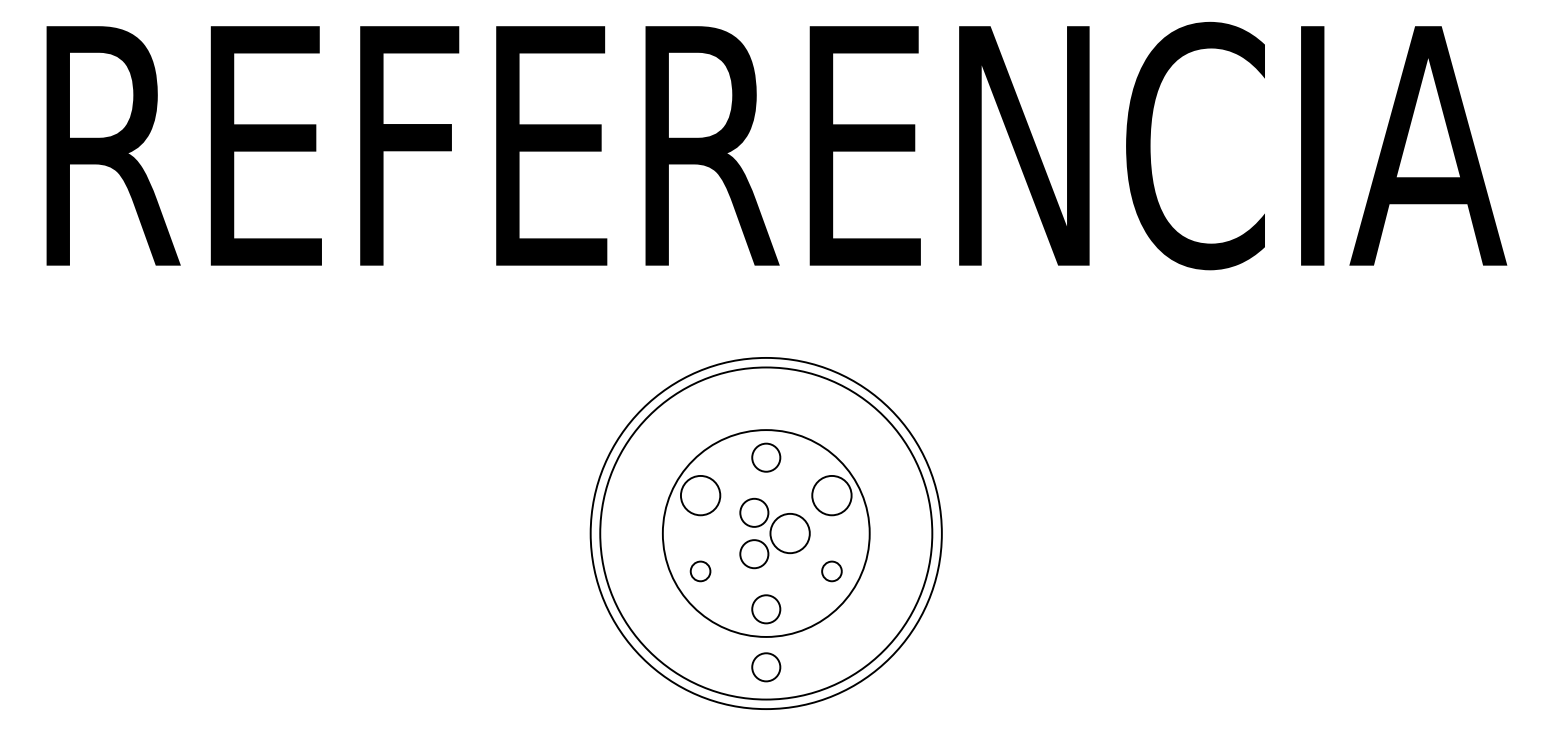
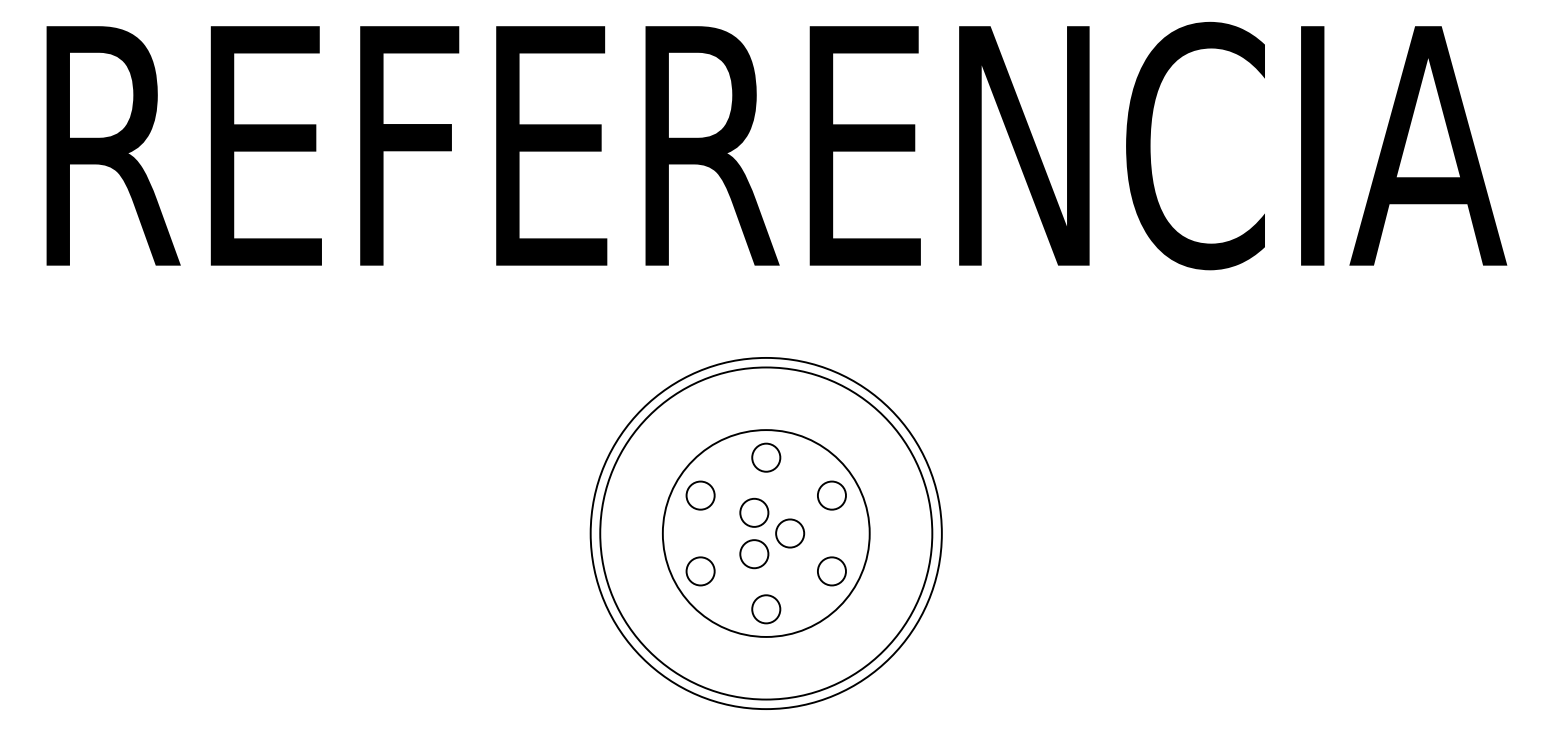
circle diameter: 39 px -> 28 px (700, 495)
circle diameter: 39 px -> 28 px (831, 495)
circle diameter: 39 px -> 28 px (790, 533)
circle size: 23x23 px -> 31x31 px (700, 571)
circle size: 22x23 px -> 30x31 px (831, 571)
circle: present -> none (766, 667)
